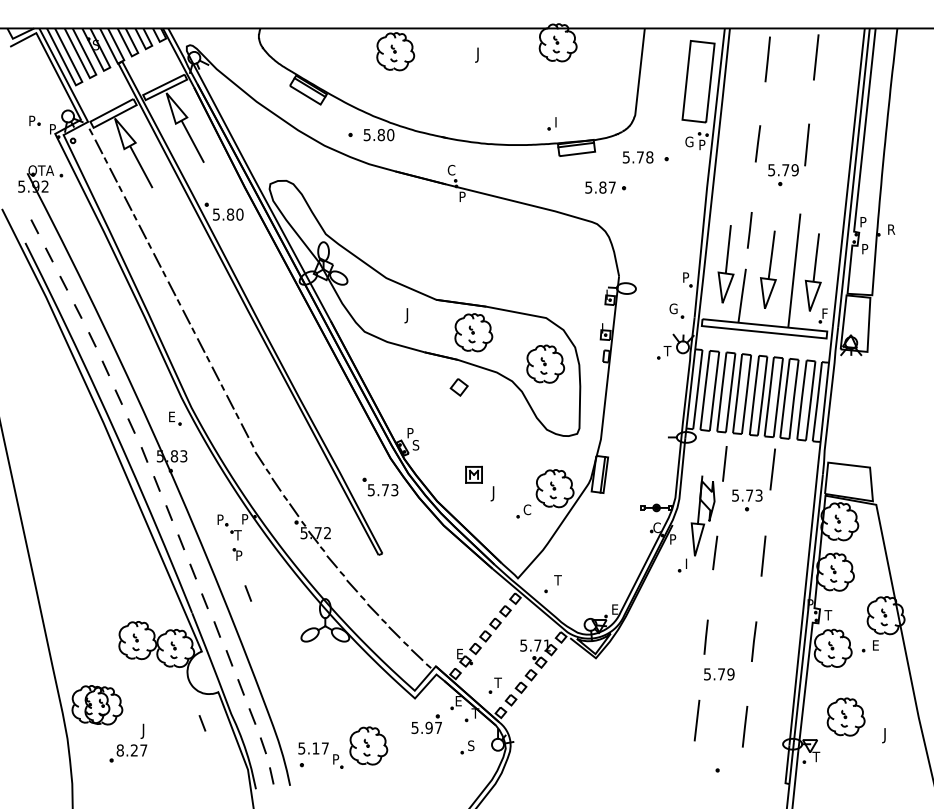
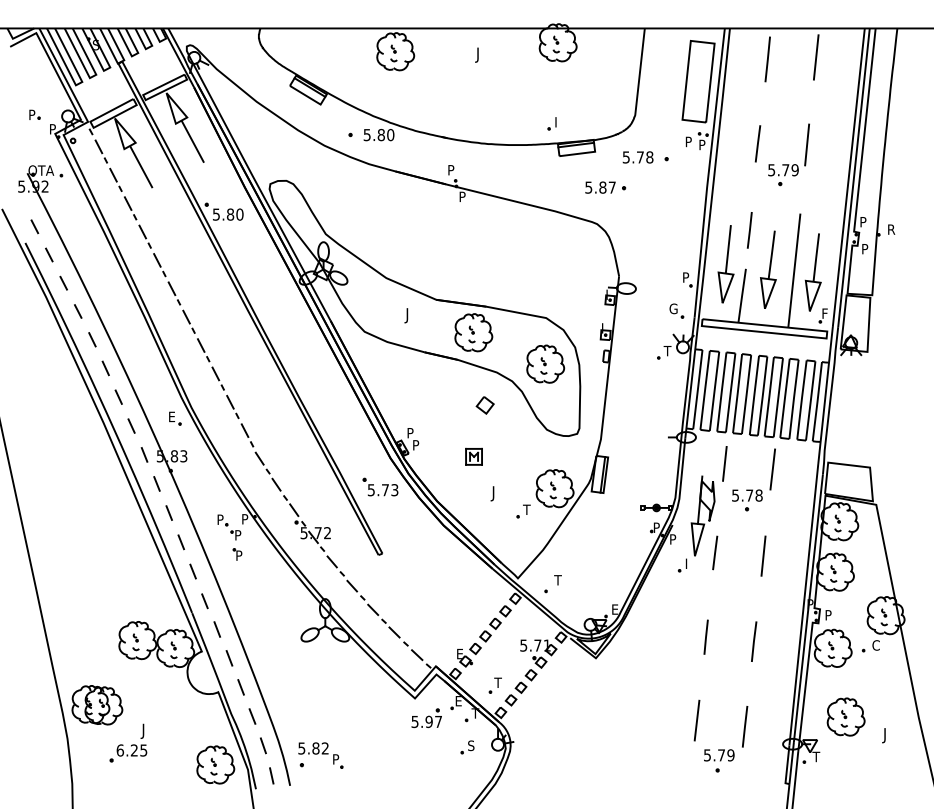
part position: (34, 120) -> (34, 114) (34, 114)
text: G -> P (689, 141)
text: C -> P (451, 169)
part position: (458, 387) -> (484, 405) (484, 405)
text: S -> P (415, 445)
part position: (473, 474) -> (473, 456) (473, 456)
text: 5.73 -> 5.78 (758, 495)
text: C -> T (527, 509)
text: C -> P (656, 527)
text: T -> P (237, 535)
line: present -> none (247, 593)
text: T -> P (828, 615)
text: E -> C (875, 645)
text position: (719, 674) -> (719, 755) (719, 755)
line: present -> none (202, 723)
part position: (426, 724) -> (426, 718) (426, 718)
part position: (368, 745) -> (215, 764) (215, 764)
text: 5.17 -> 5.82 (320, 748)
text: 8.27 -> 6.25 (131, 750)
